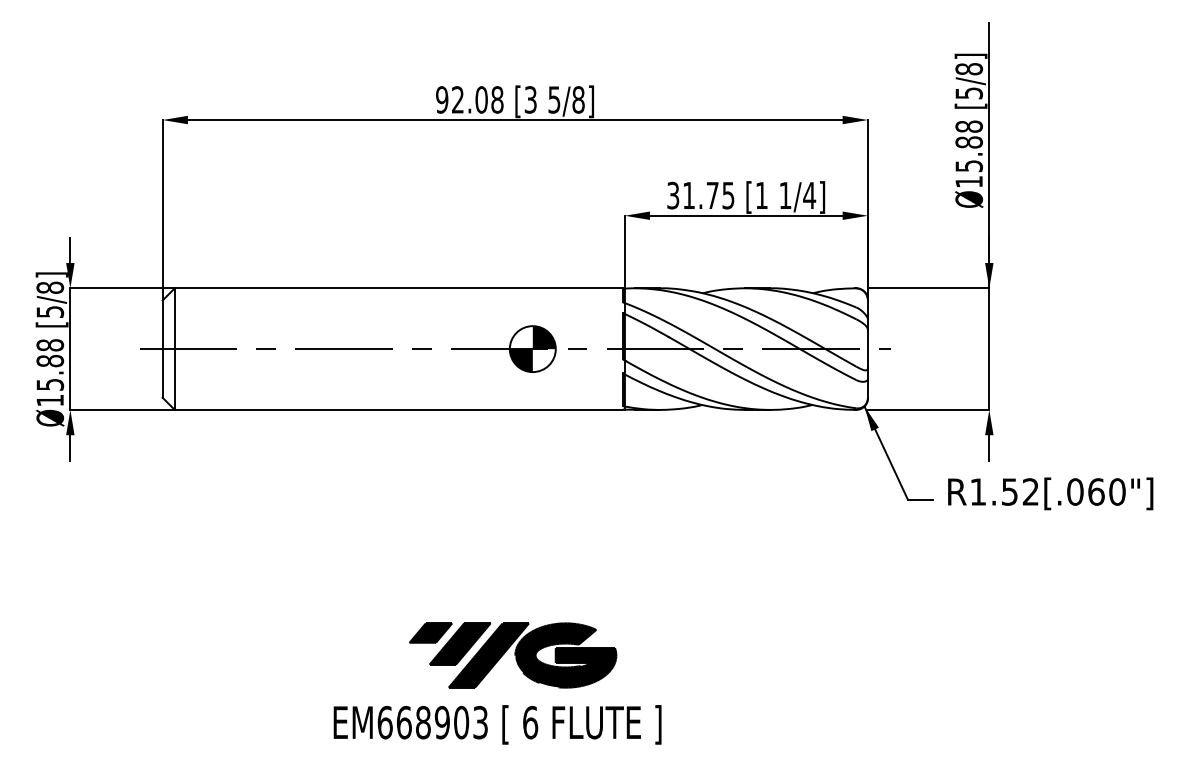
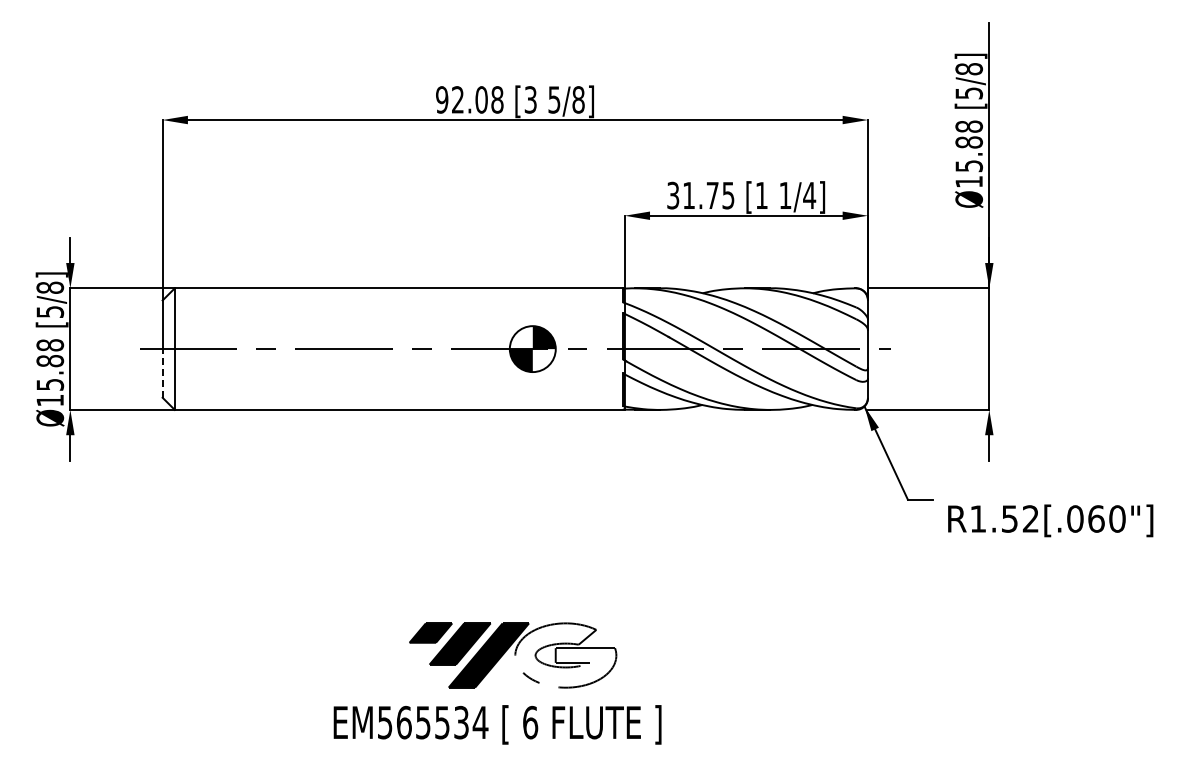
line: solid -> dashed (162, 372)
text position: (1050, 493) -> (1050, 520) (1050, 520)
fill: present -> none (565, 655)
text: EM668903 -> EM565534 (432, 722)
